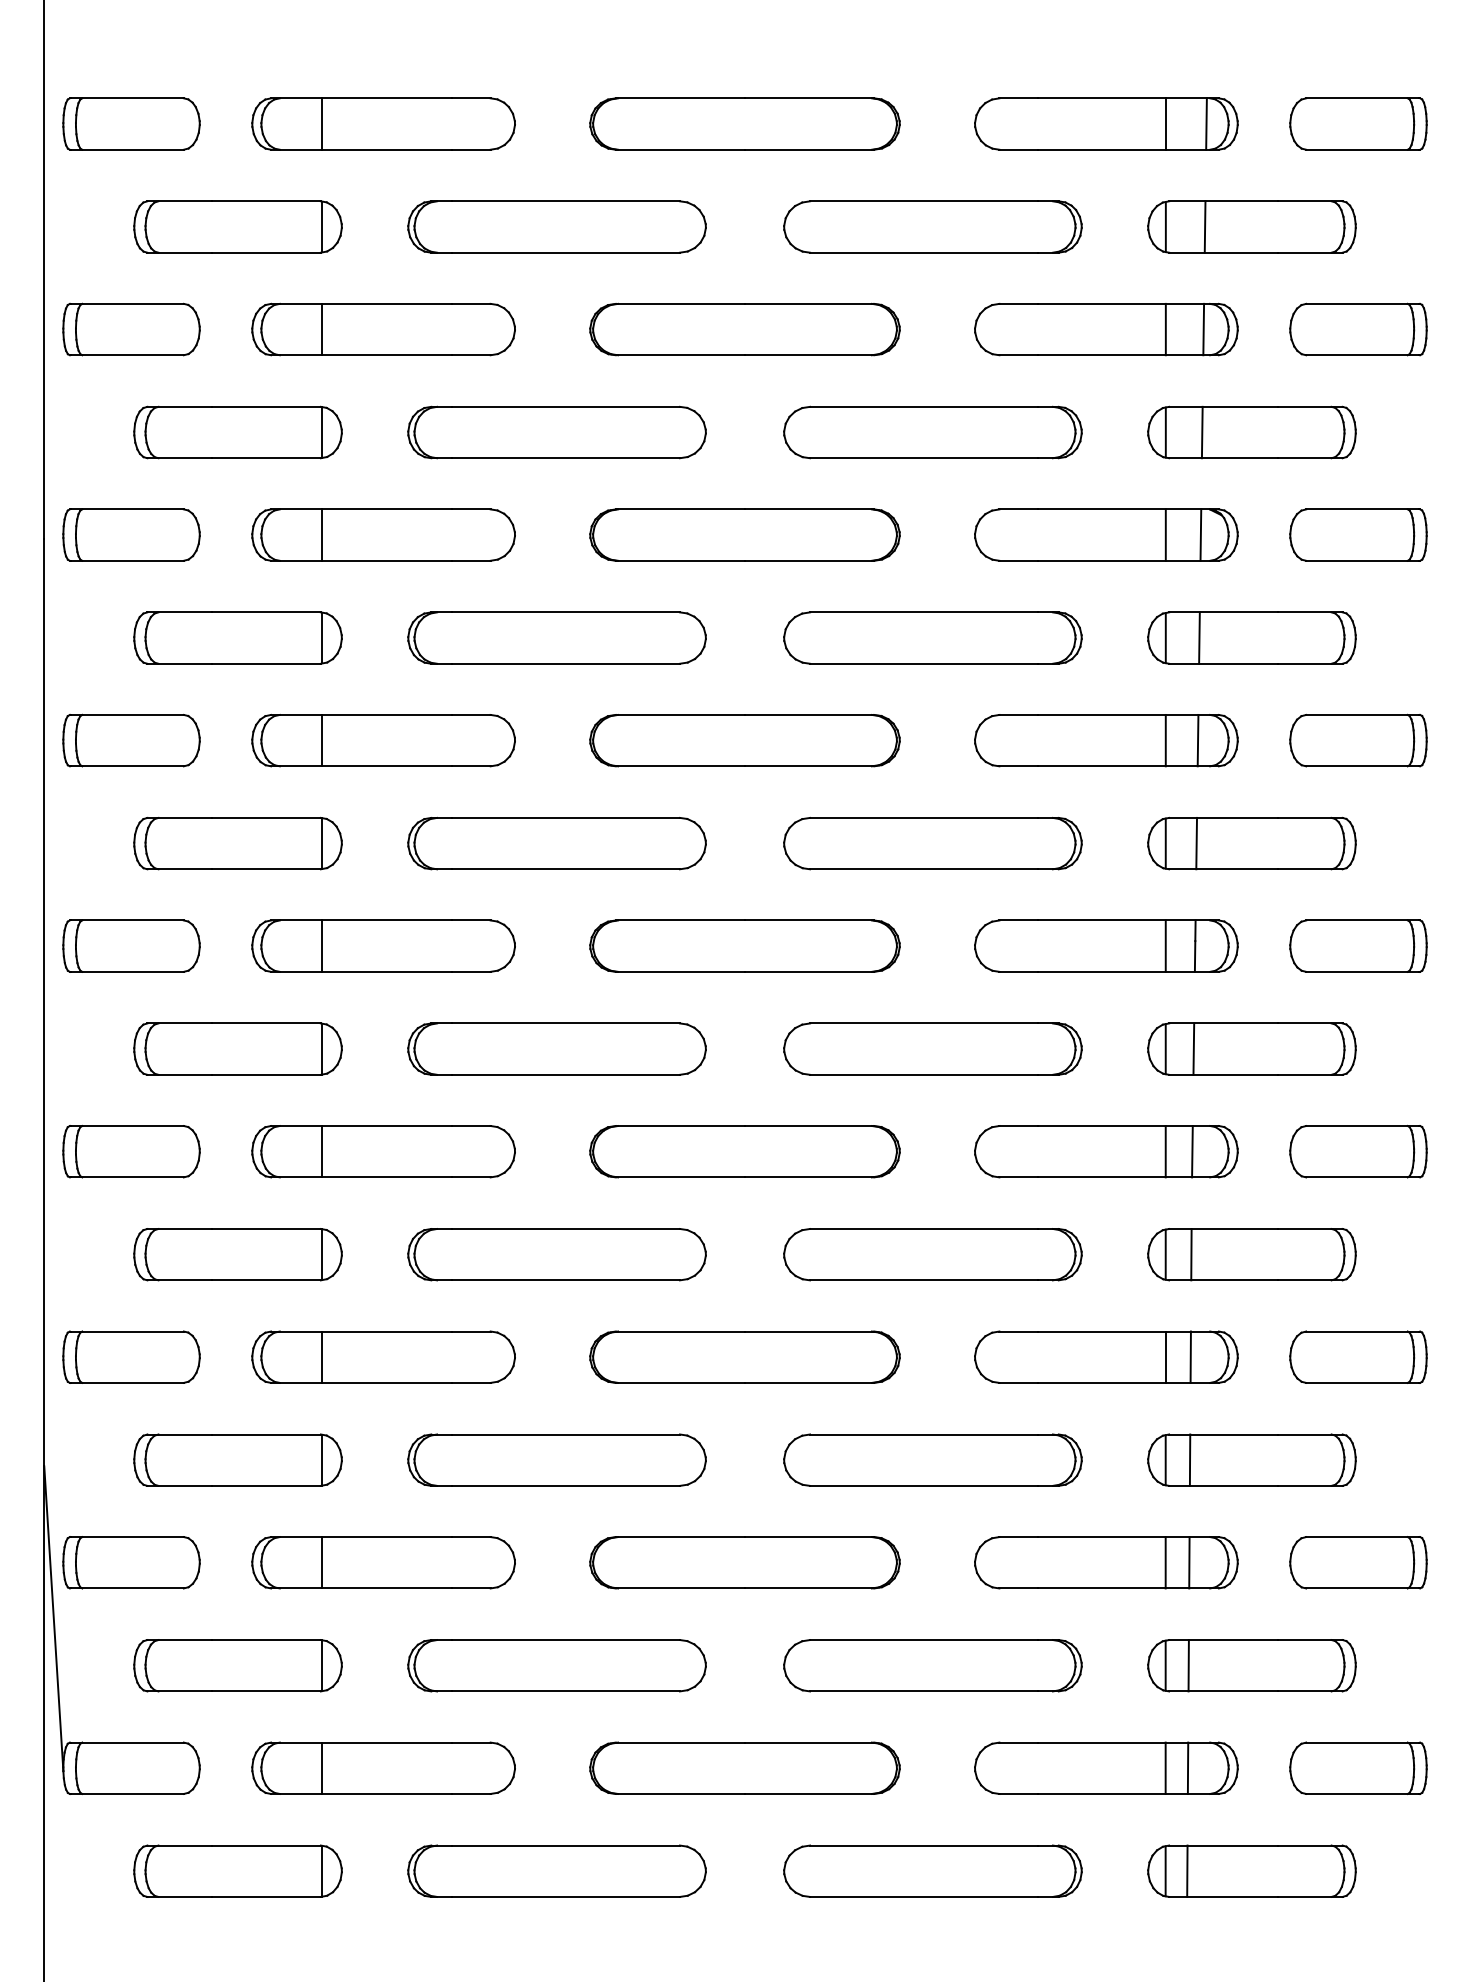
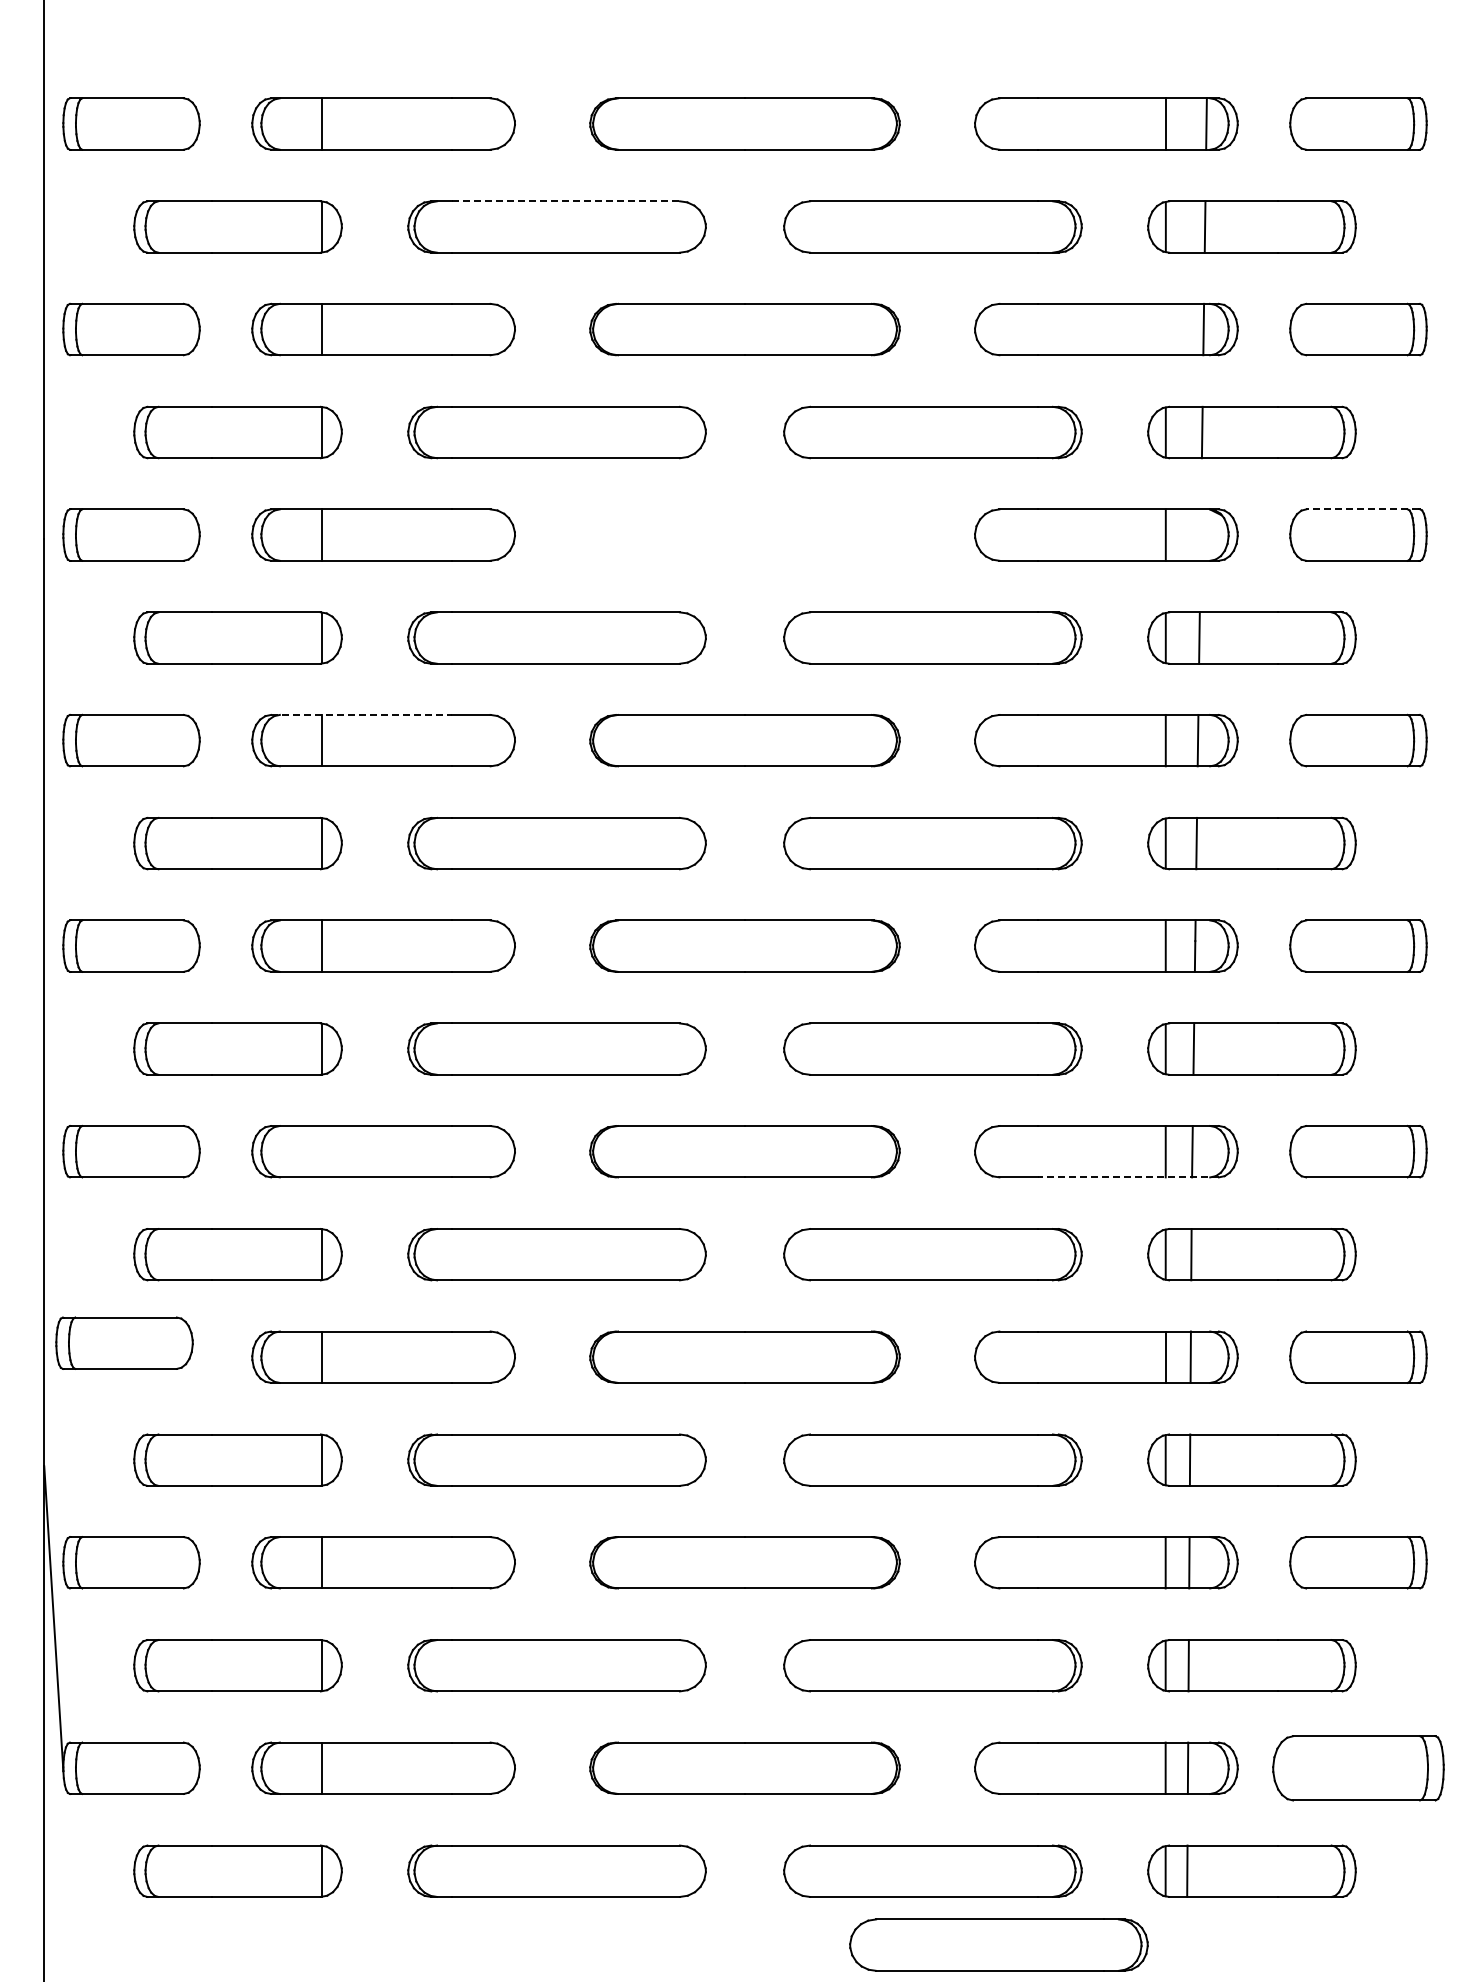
line: solid -> dashed (566, 201)
line: present -> none (1165, 329)
line: solid -> dashed (1362, 509)
part: present -> none (744, 534)
line: present -> none (1200, 534)
line: solid -> dashed (361, 714)
line: present -> none (322, 1151)
line: solid -> dashed (1128, 1177)
part position: (131, 1356) -> (124, 1342) (124, 1342)
part size: 139x54 px -> 173x67 px (1358, 1768)
part: none -> present (998, 1944)
